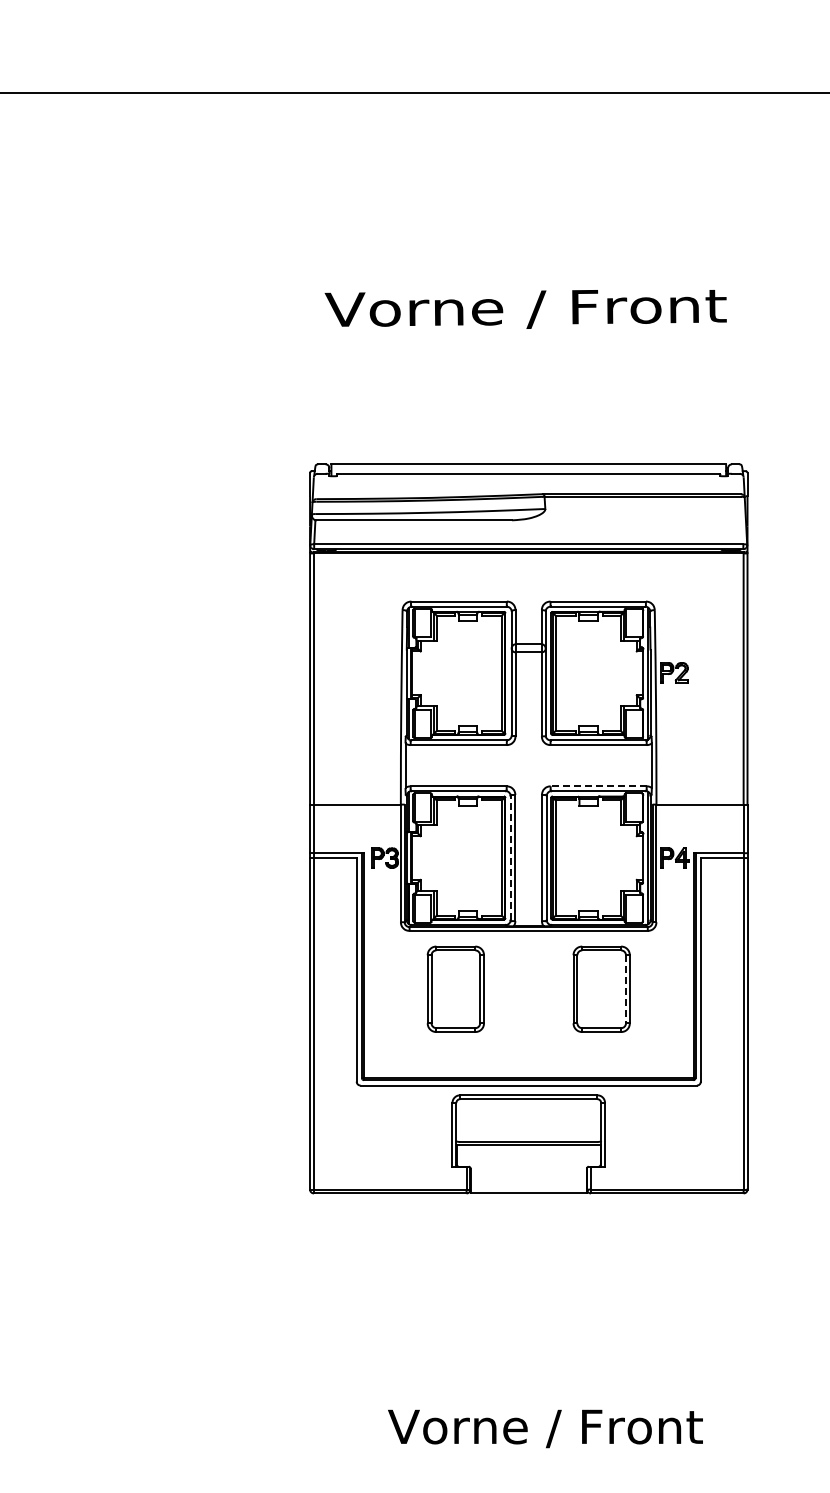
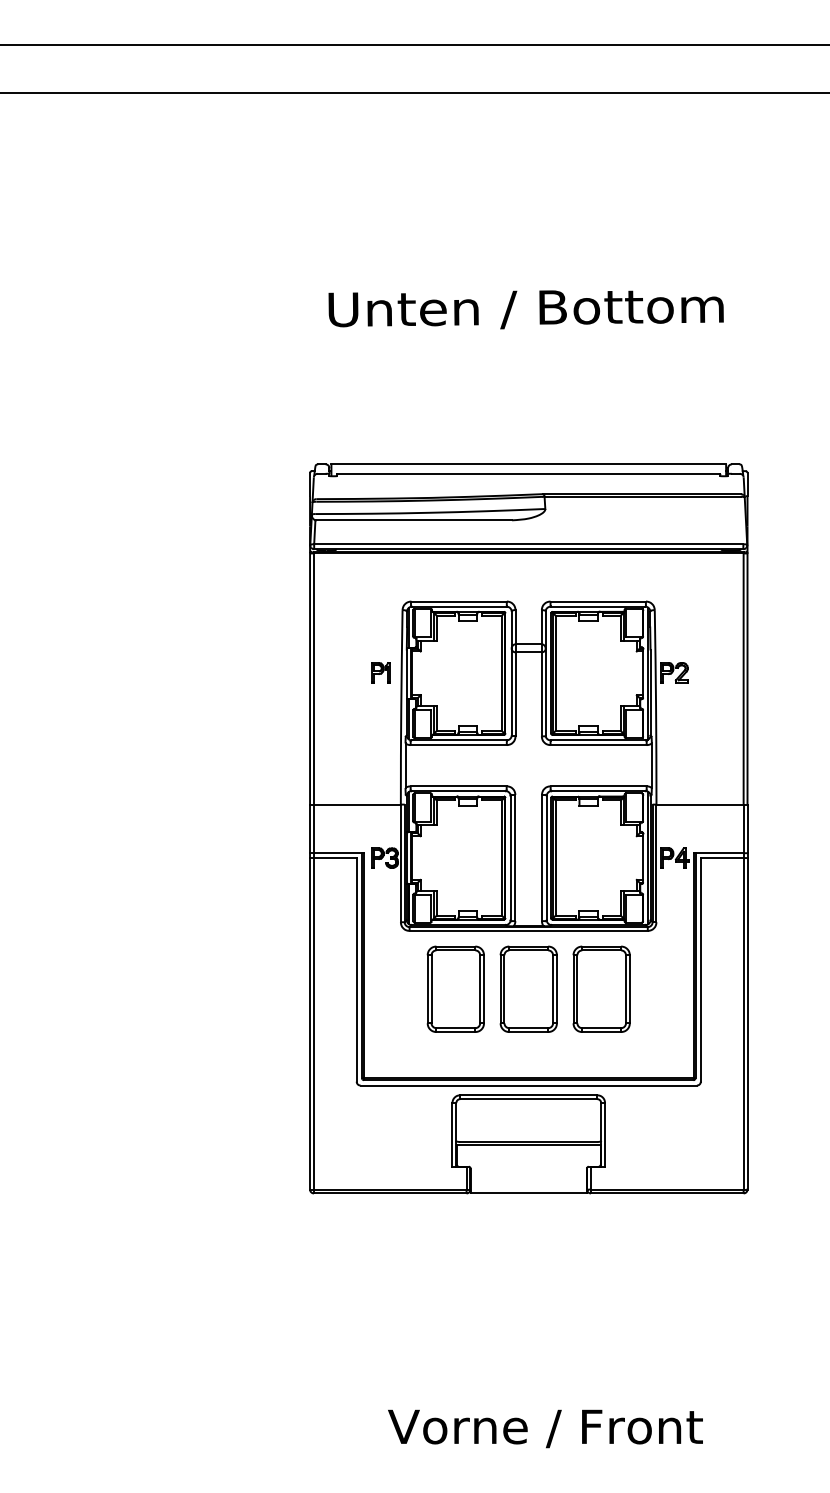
line: none -> present (414, 44)
text: Vorne / Front -> Unten / Bottom (525, 309)
part: none -> present (380, 672)
line: dashed -> solid (598, 786)
line: dashed -> solid (510, 857)
part: none -> present (528, 988)
line: dashed -> solid (625, 989)
